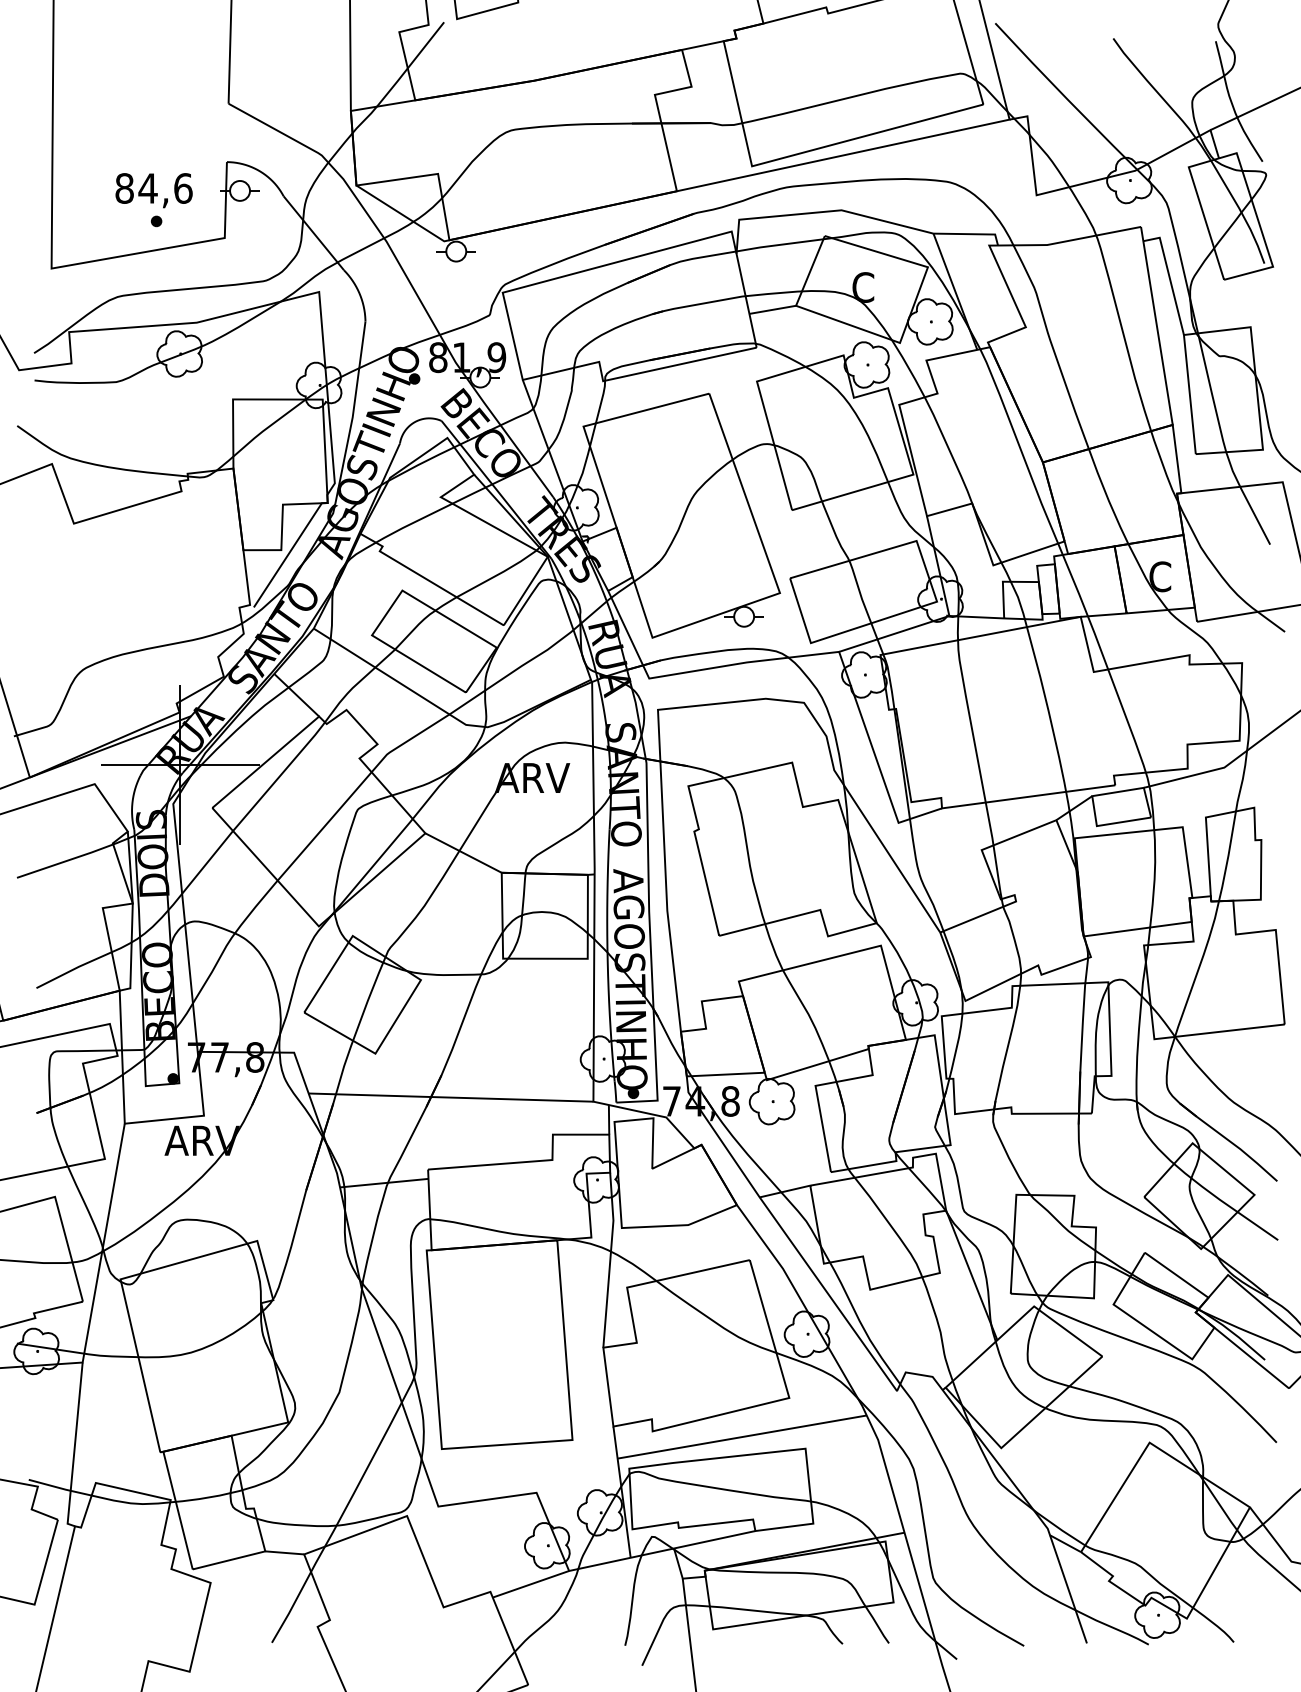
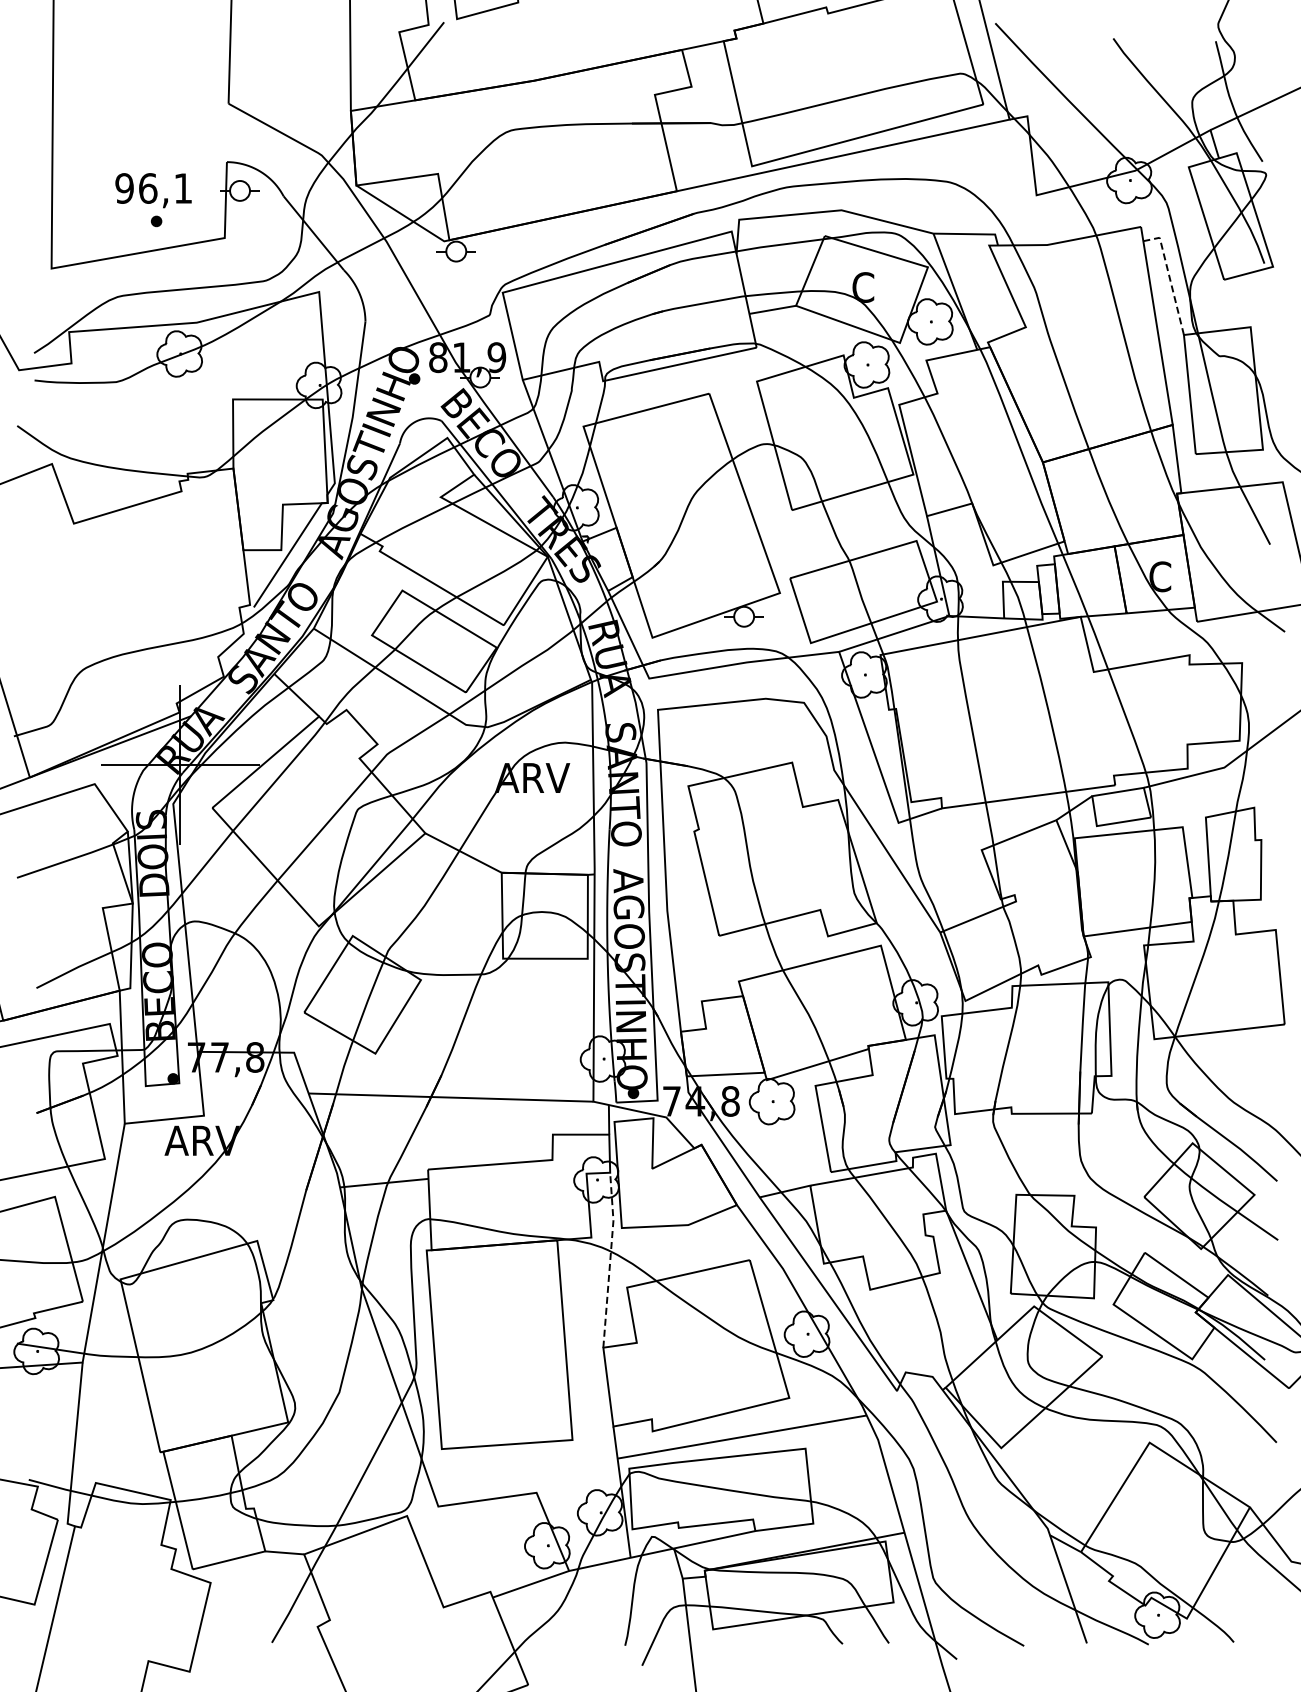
text: 84,6 -> 96,1 (153, 188)
line: solid -> dashed (1169, 277)
line: solid -> dashed (610, 1259)
